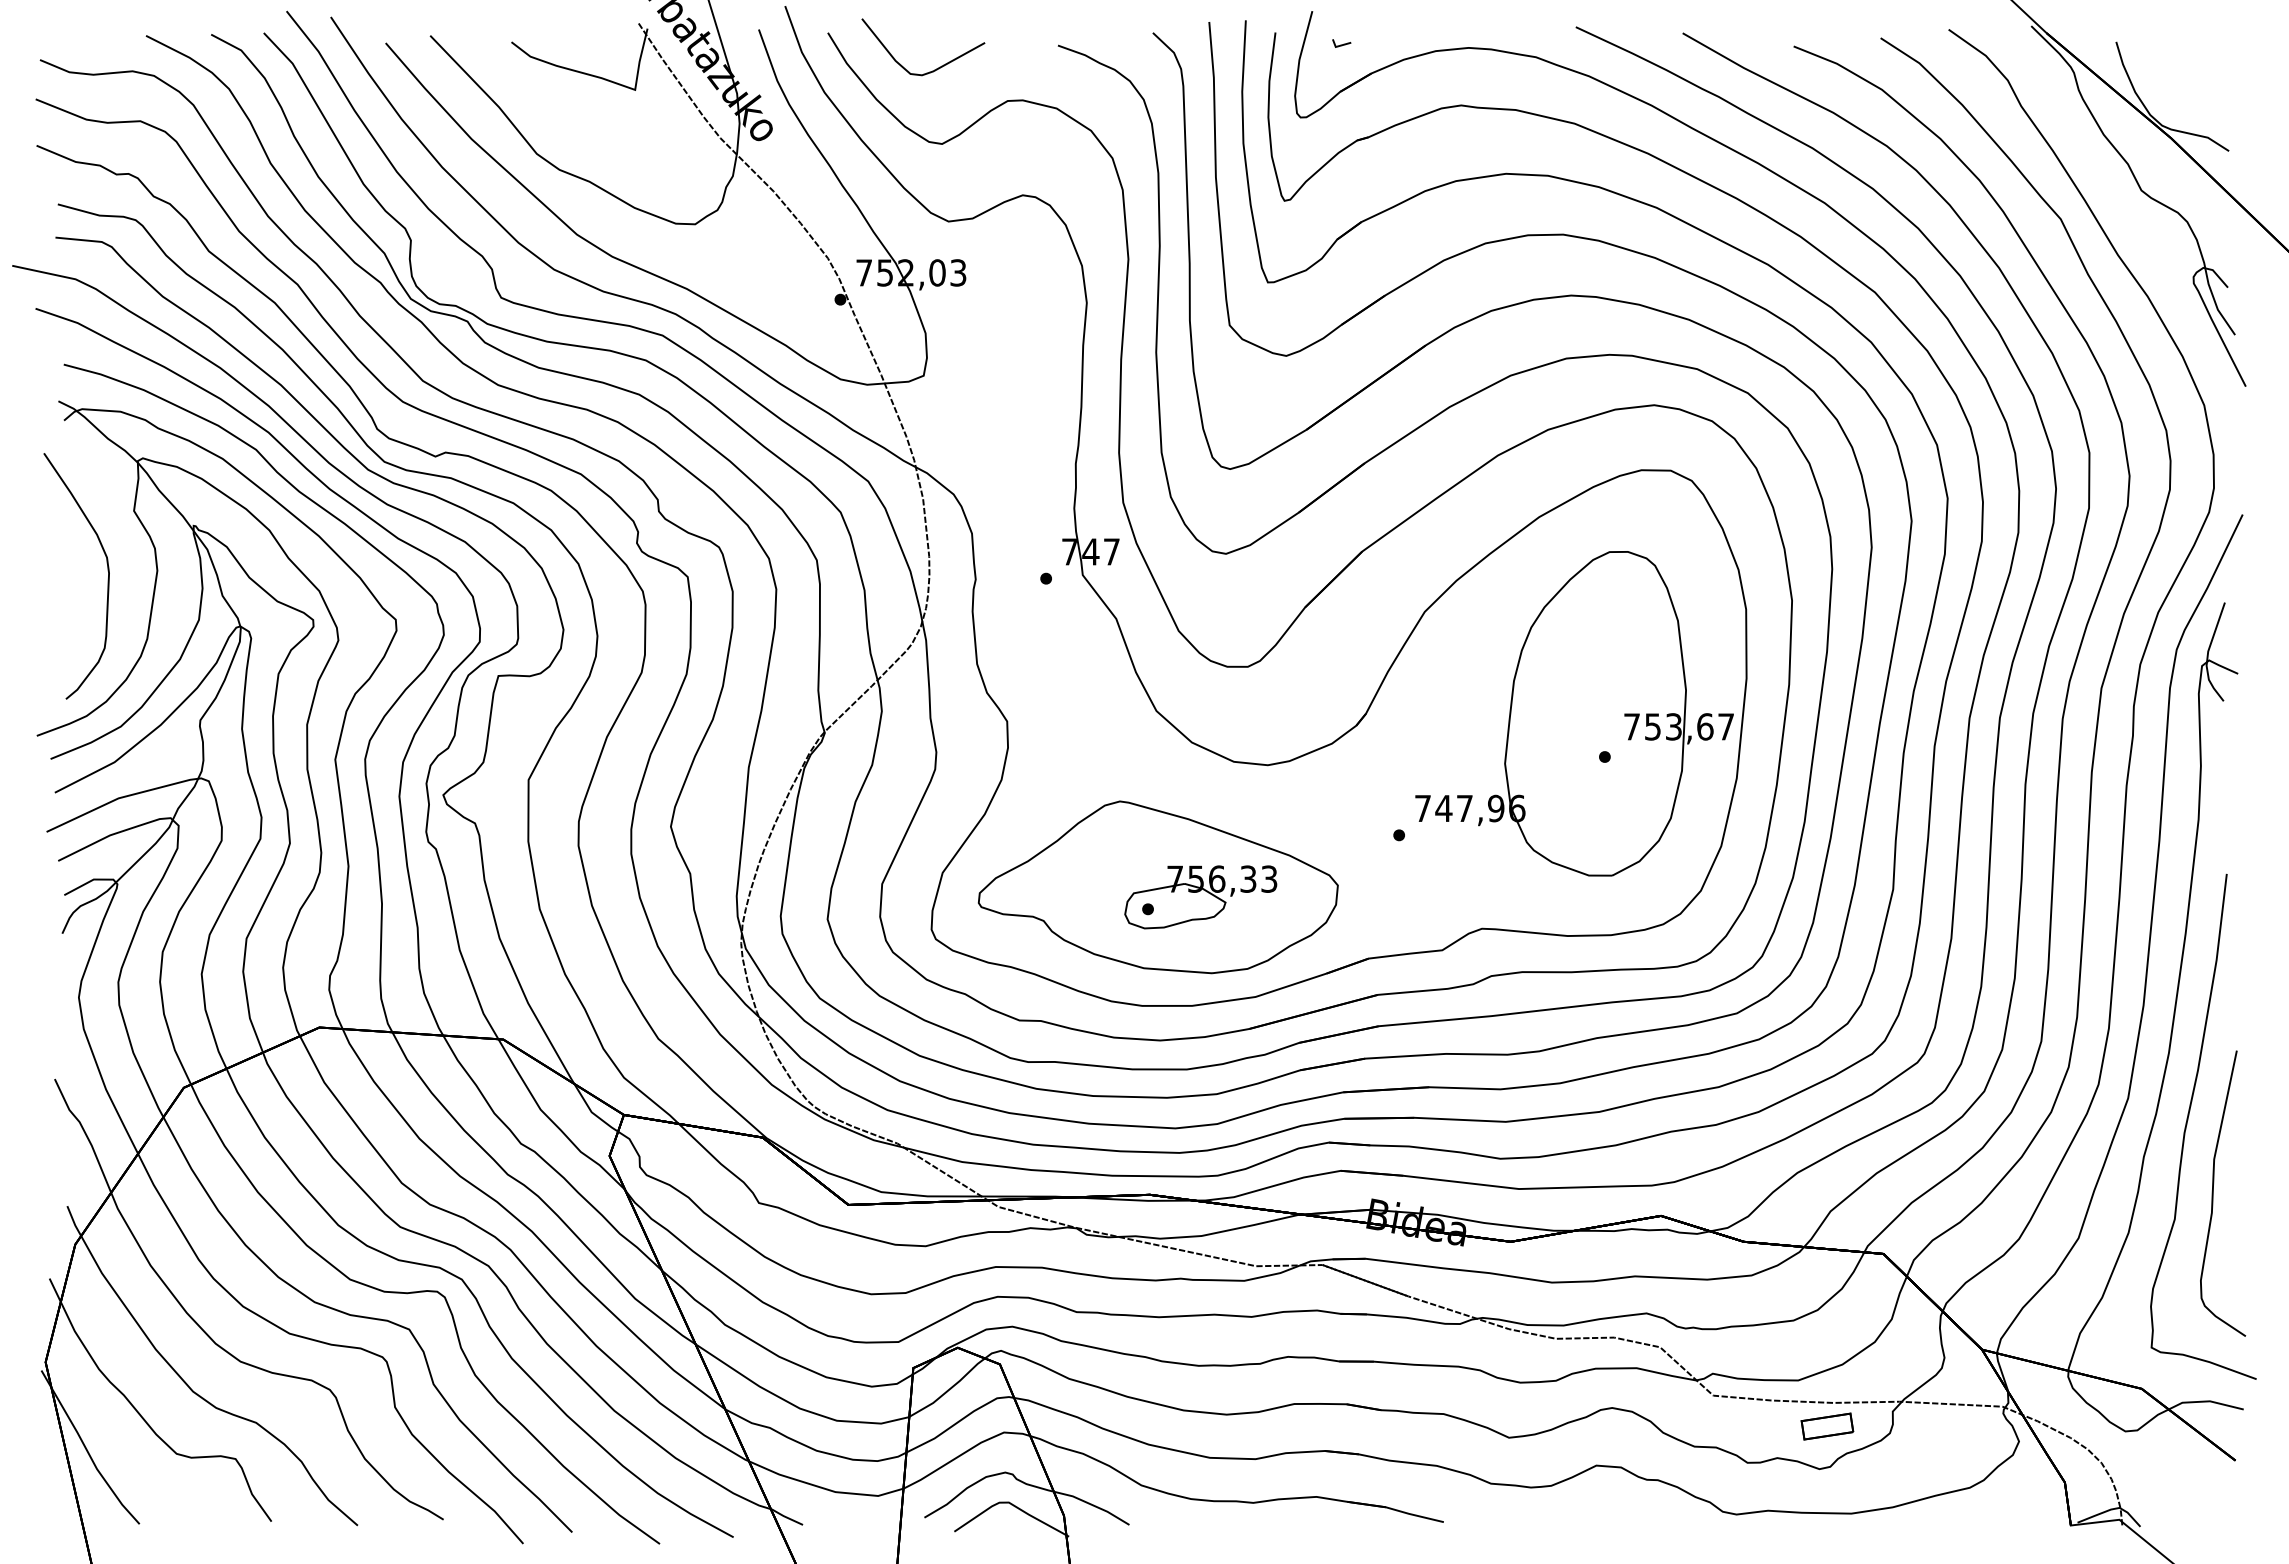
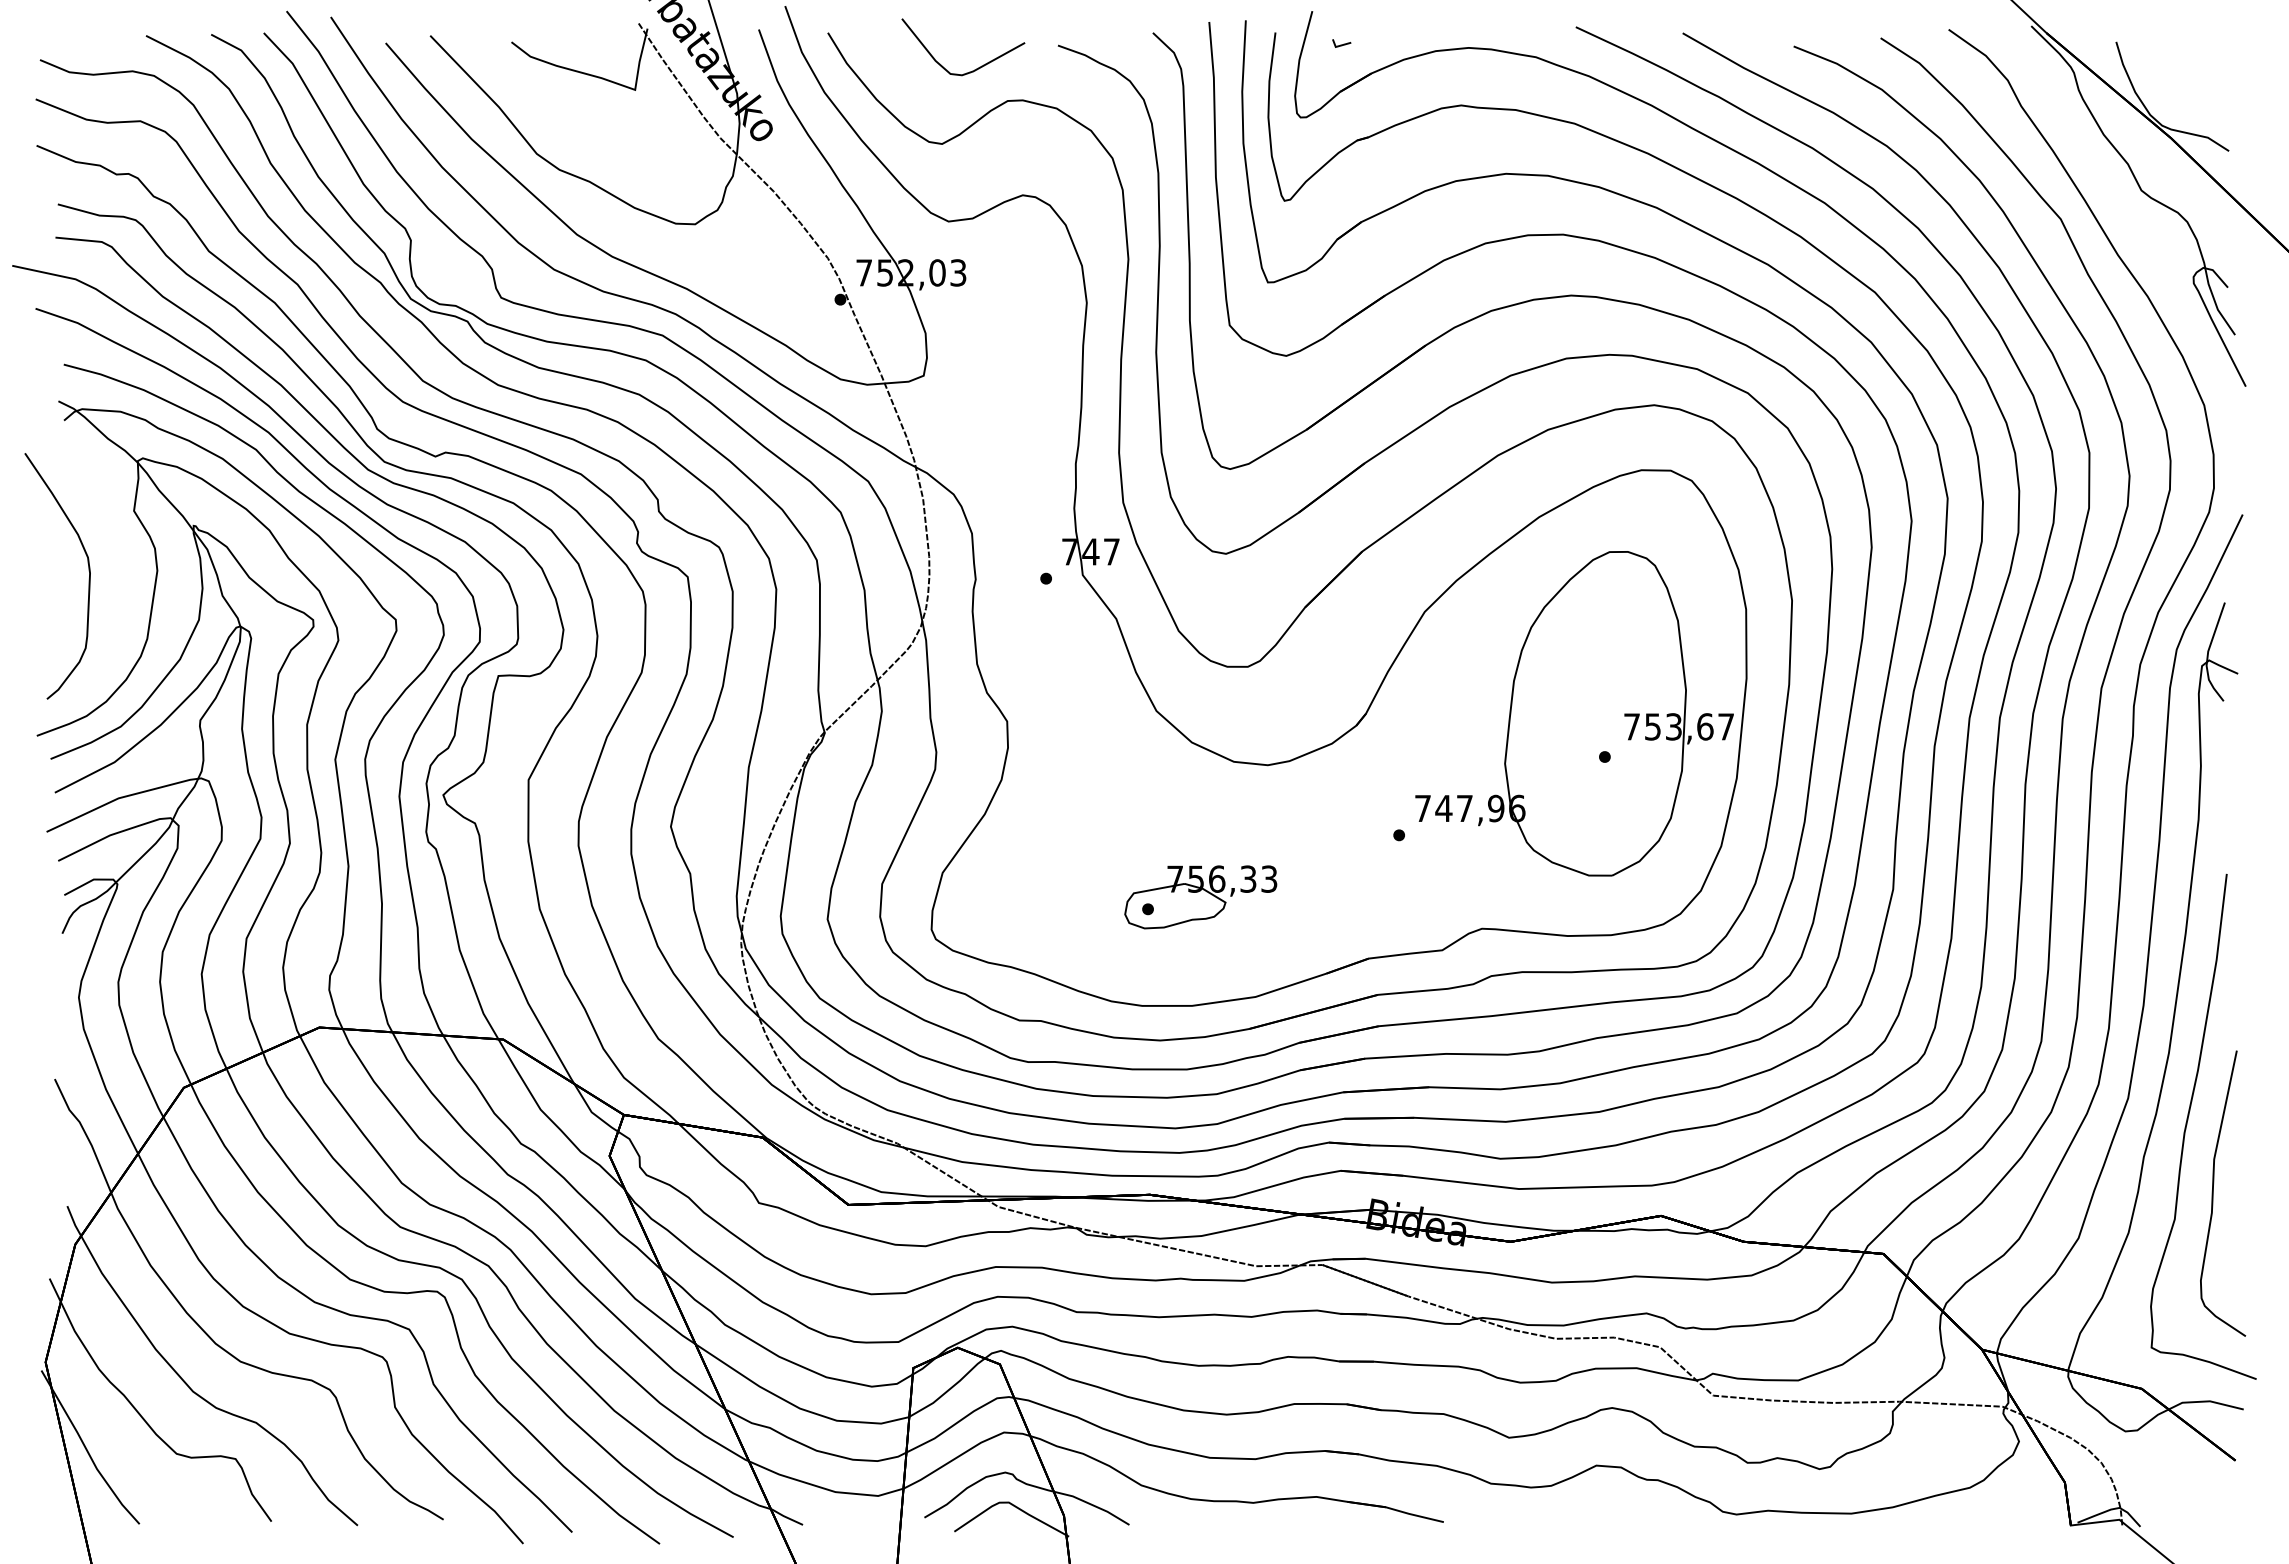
curve position: (934, 69) -> (974, 69) (974, 69)
curve position: (107, 579) -> (88, 579) (88, 579)
part: present -> none (1157, 887)
part: present -> none (1827, 1426)
